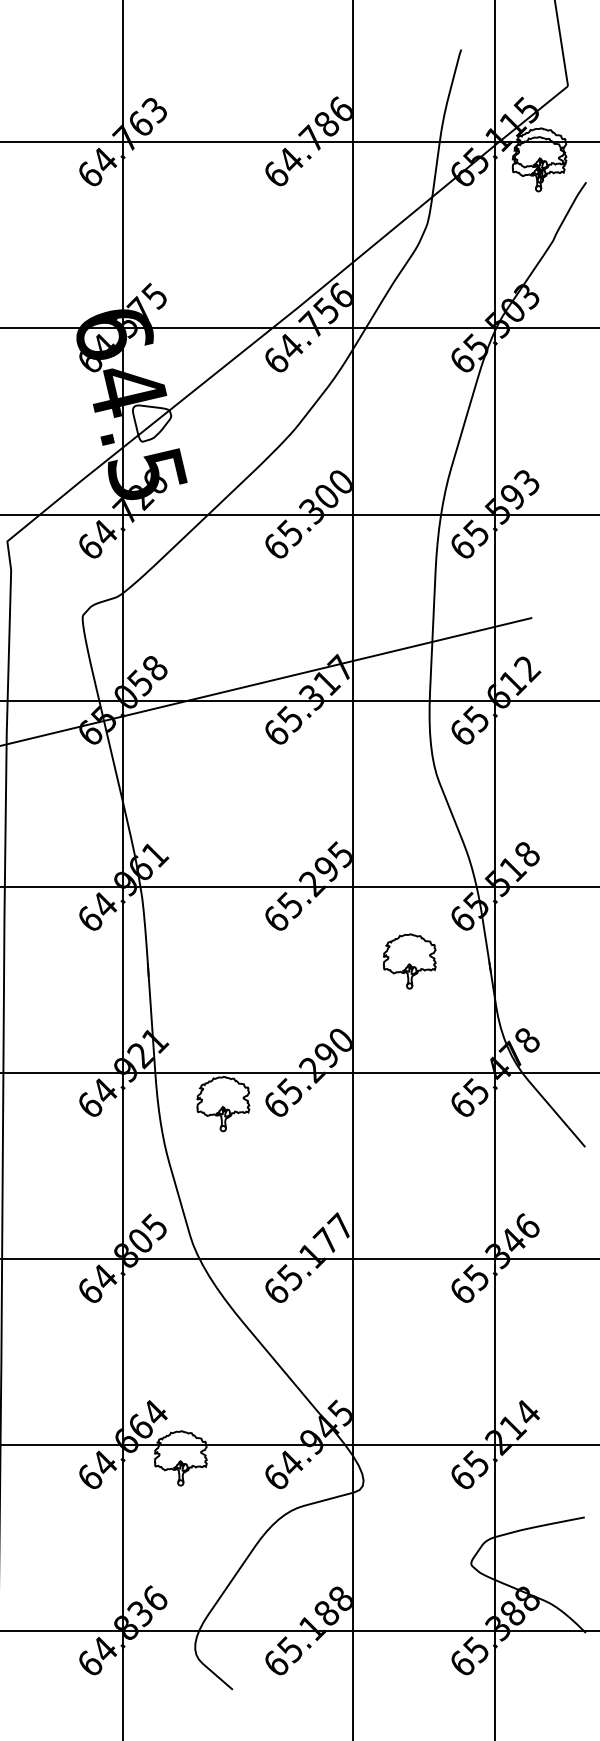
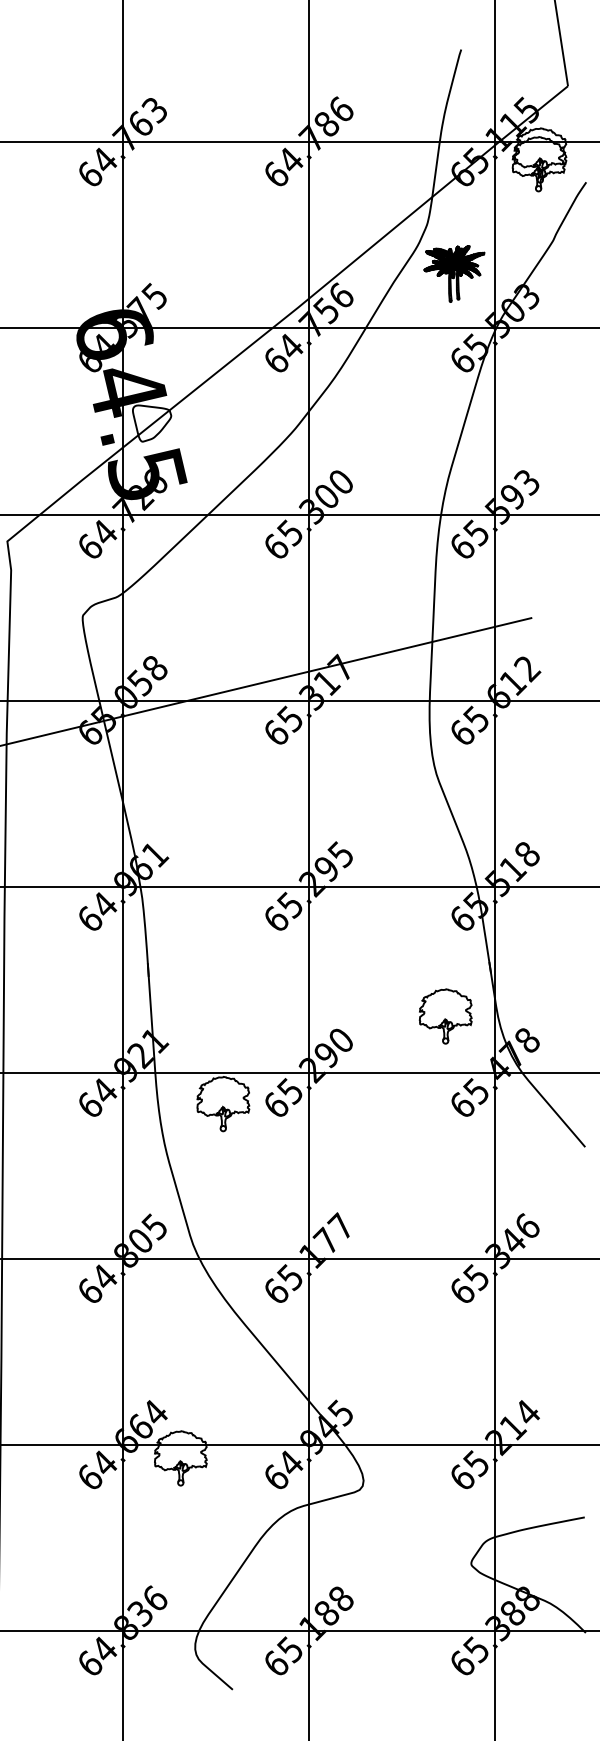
part: none -> present (454, 273)
line position: (352, 869) -> (308, 869) (308, 869)
part position: (409, 961) -> (445, 1016) (445, 1016)
